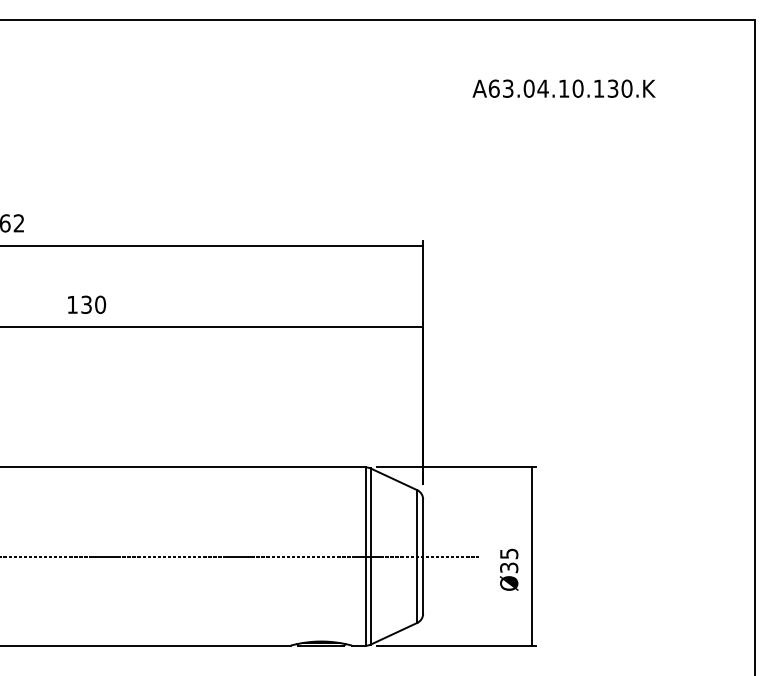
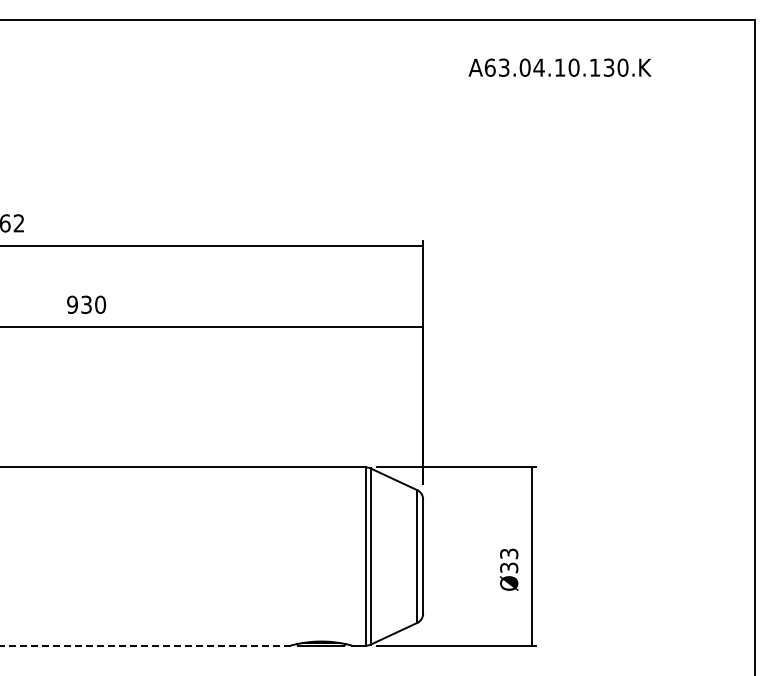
text position: (563, 88) -> (559, 67) (559, 67)
text: 130 -> 930 (72, 304)
text: Ø35 -> Ø33 (508, 553)
line: present -> none (240, 556)
line: solid -> dashed (144, 645)
